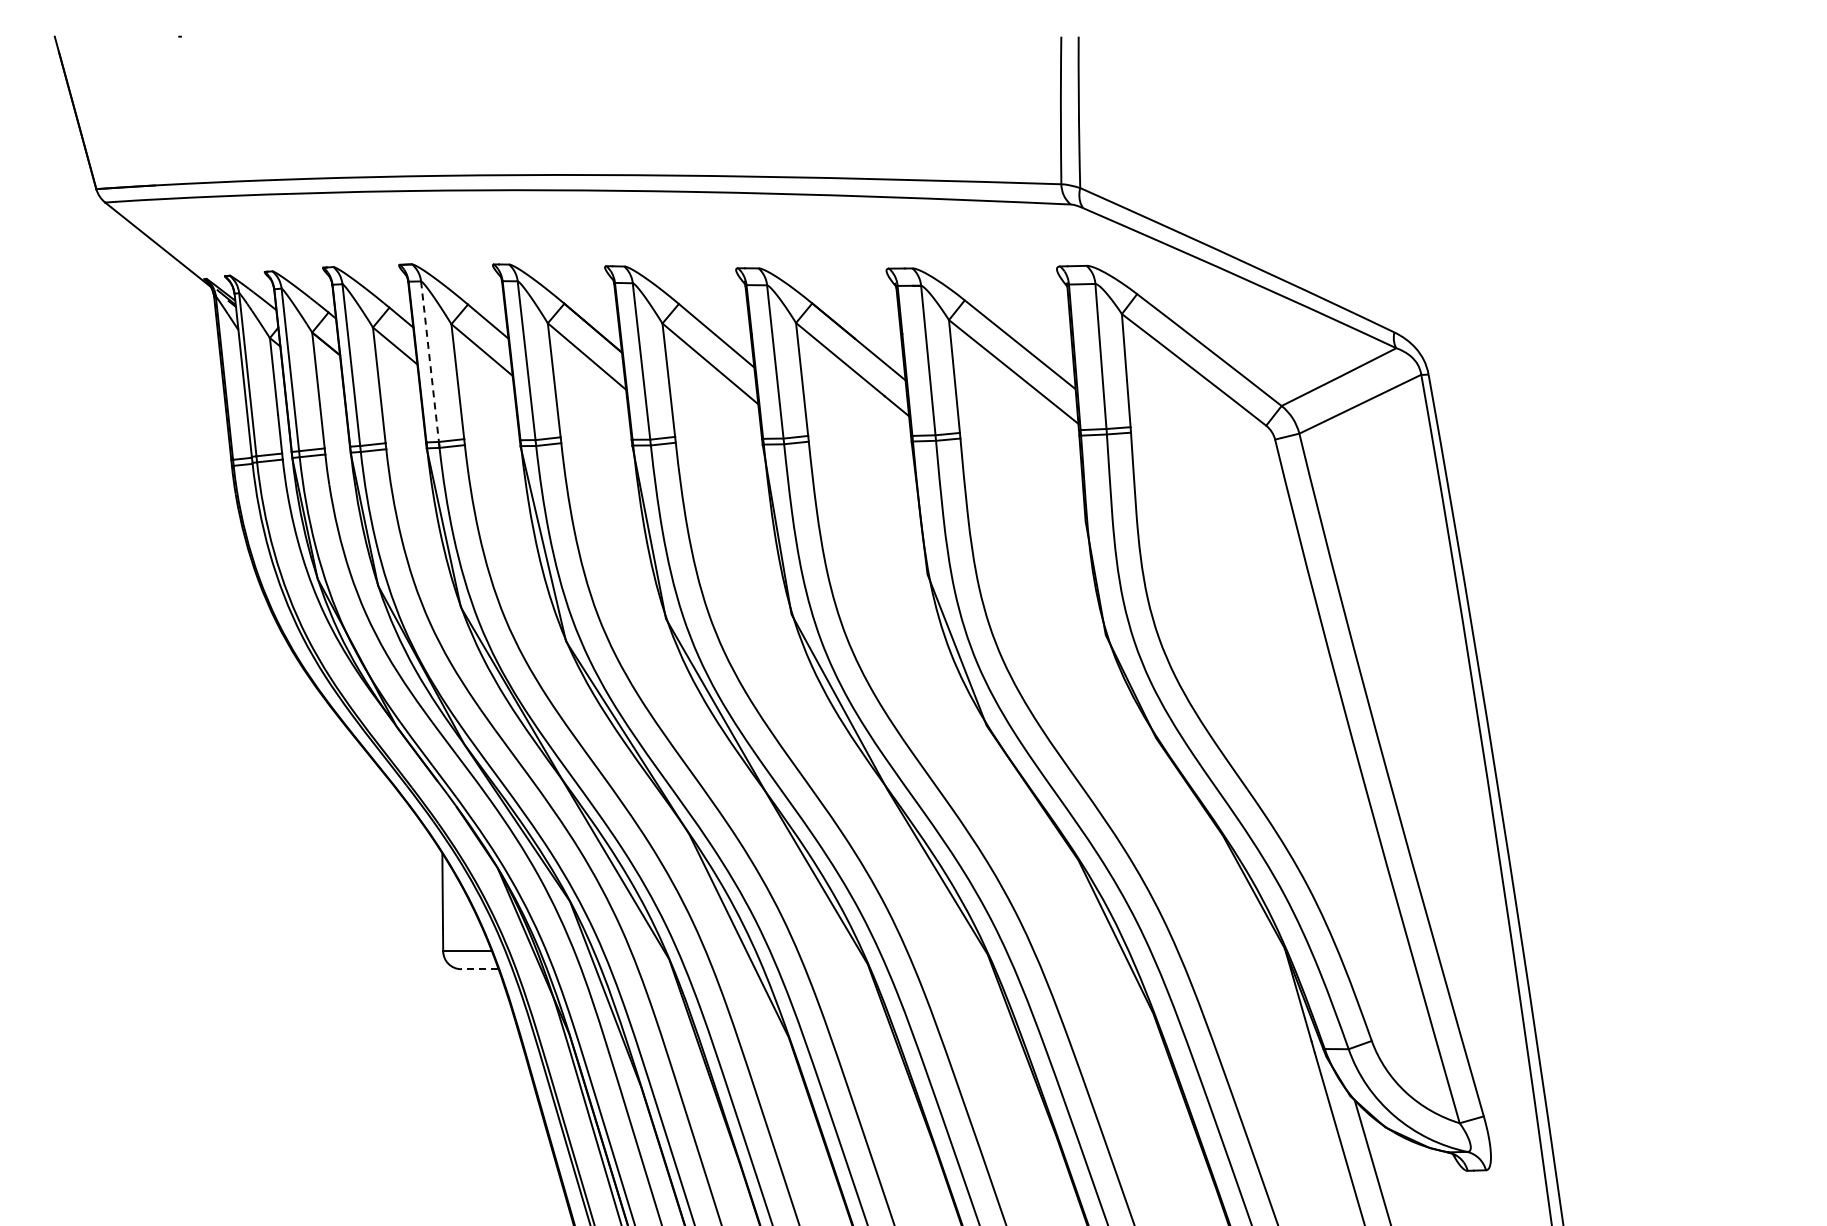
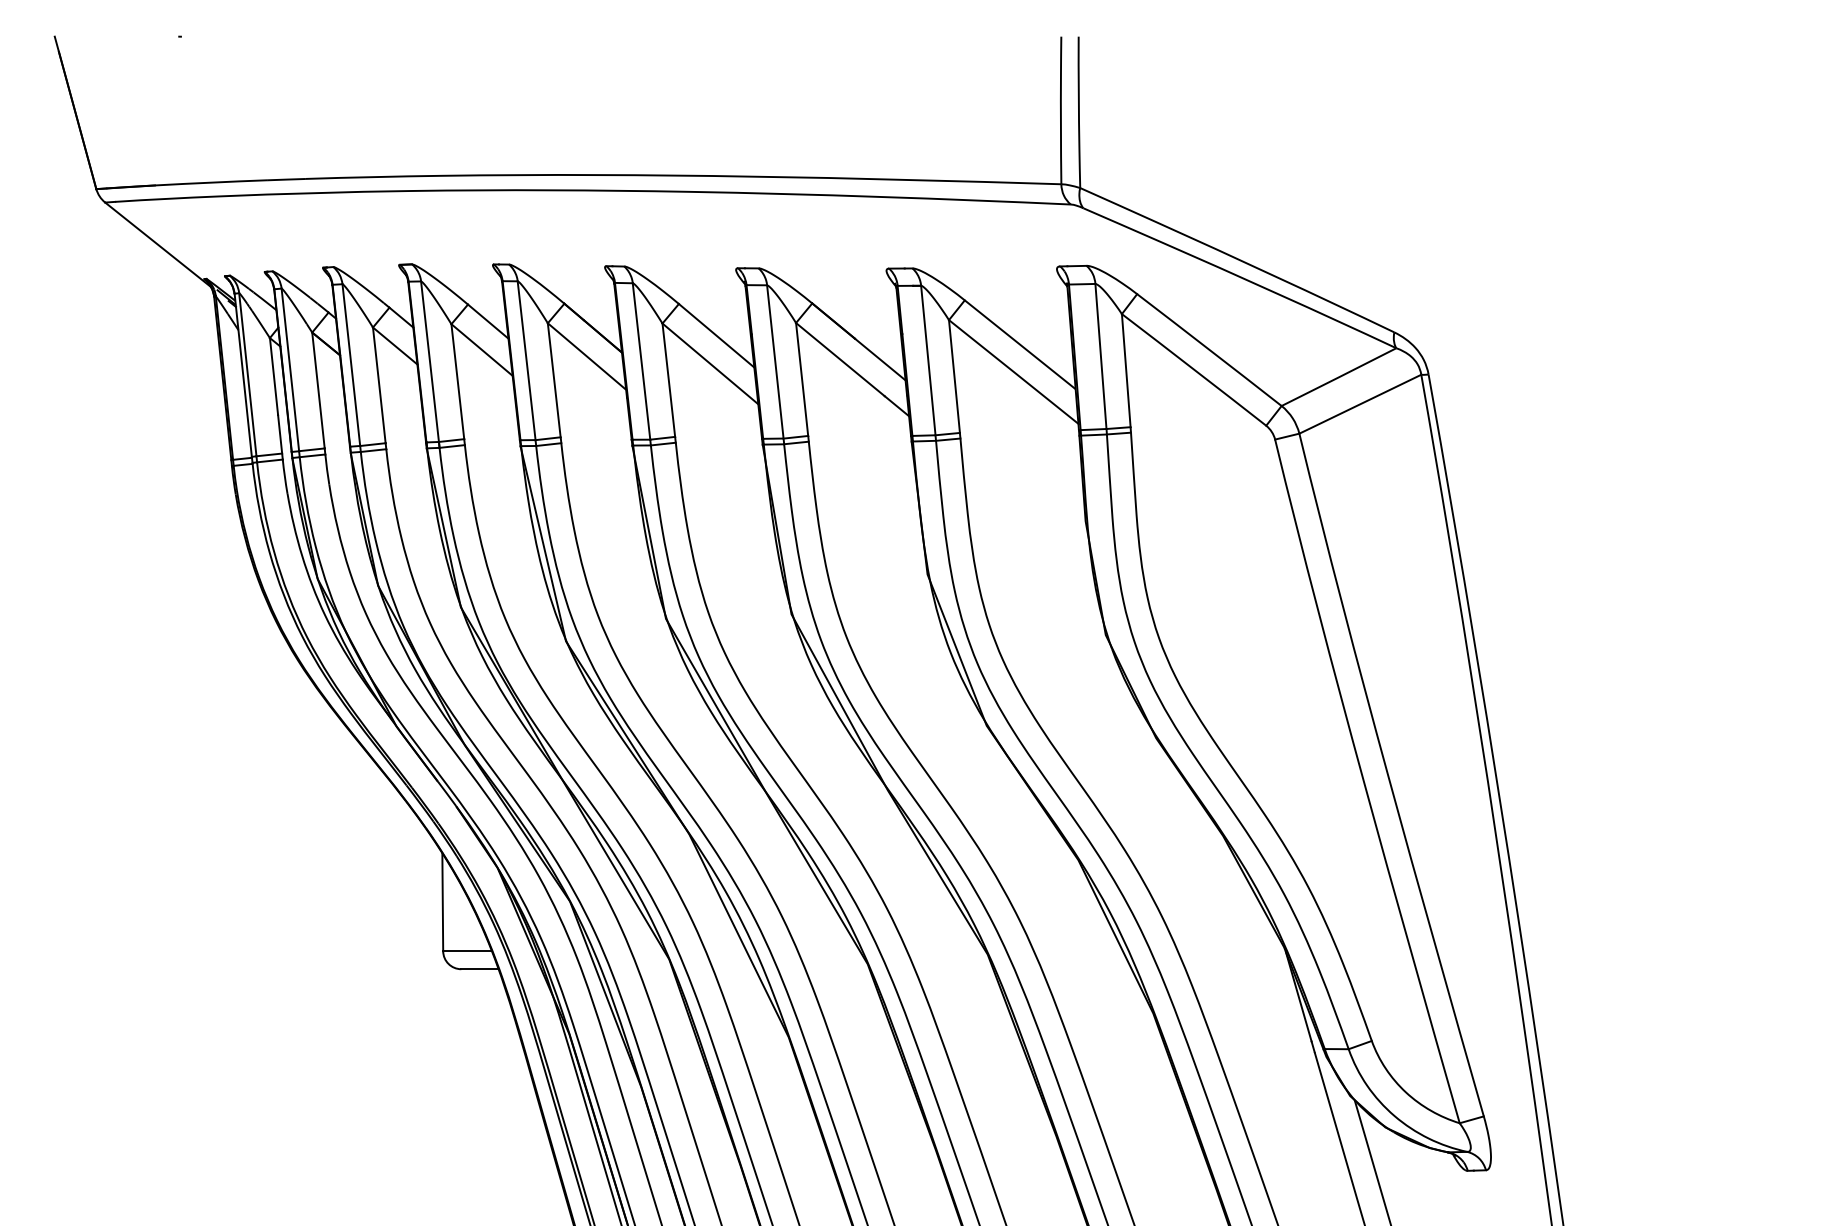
line: dashed -> solid (430, 361)
line: dashed -> solid (479, 969)
